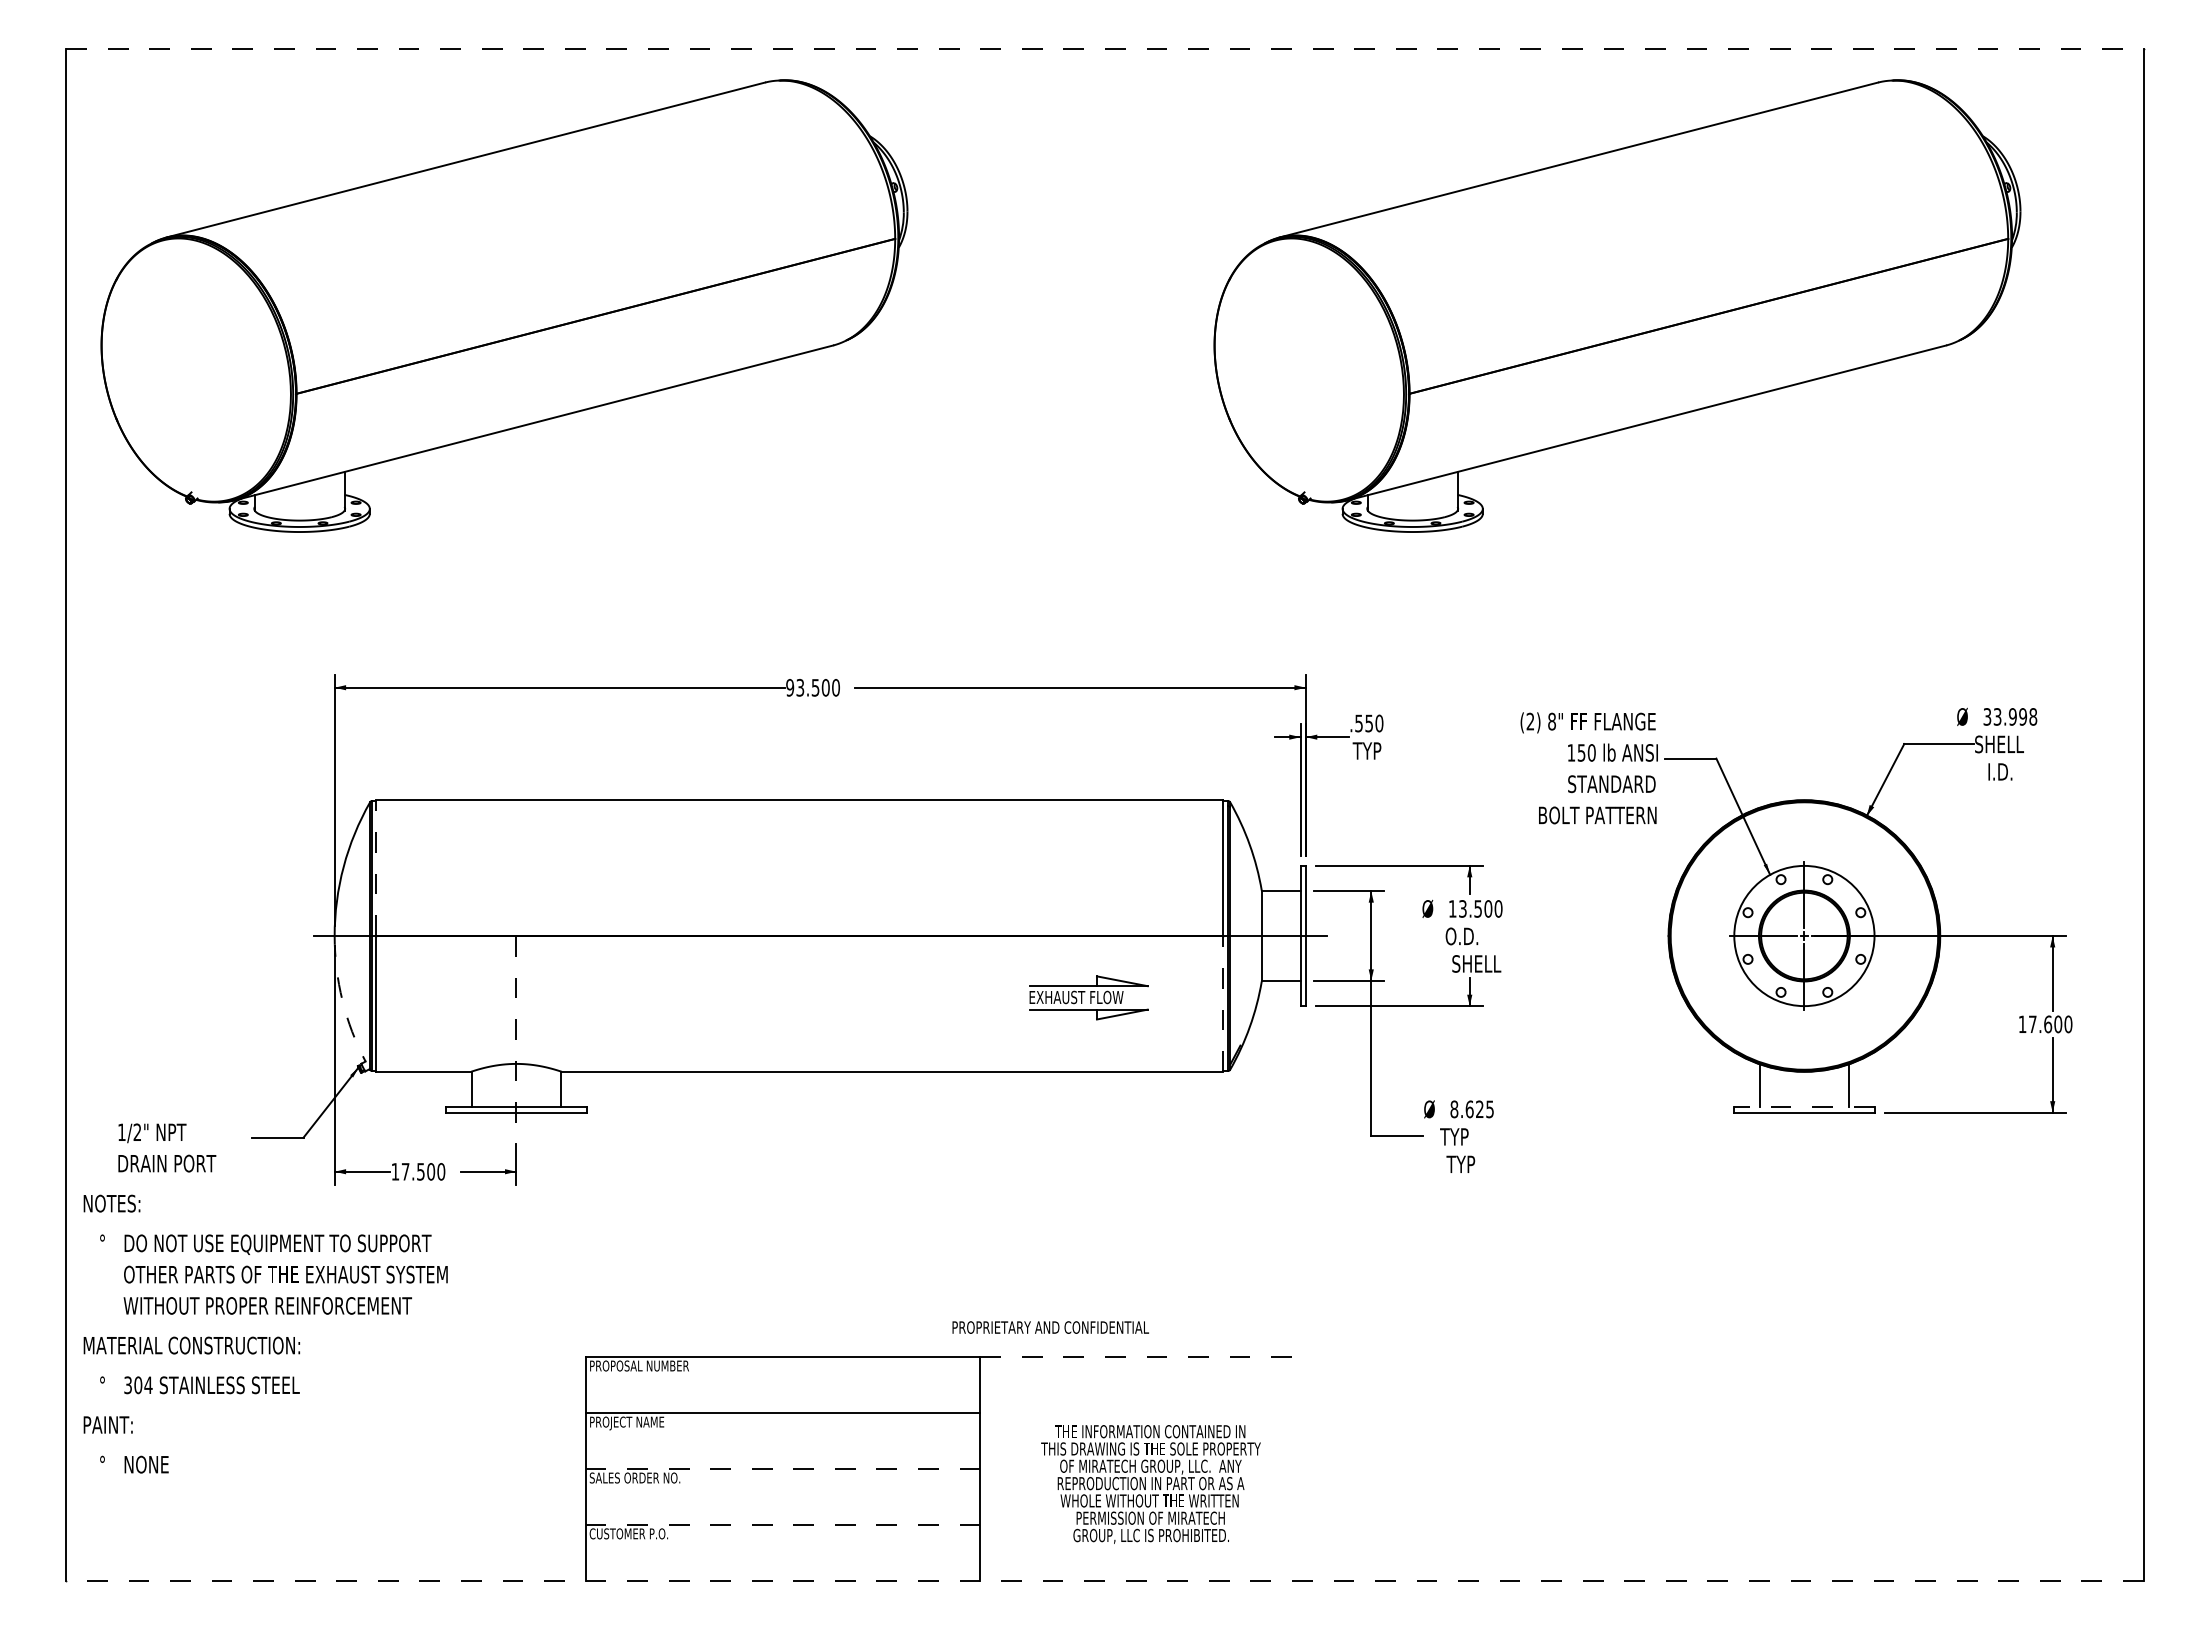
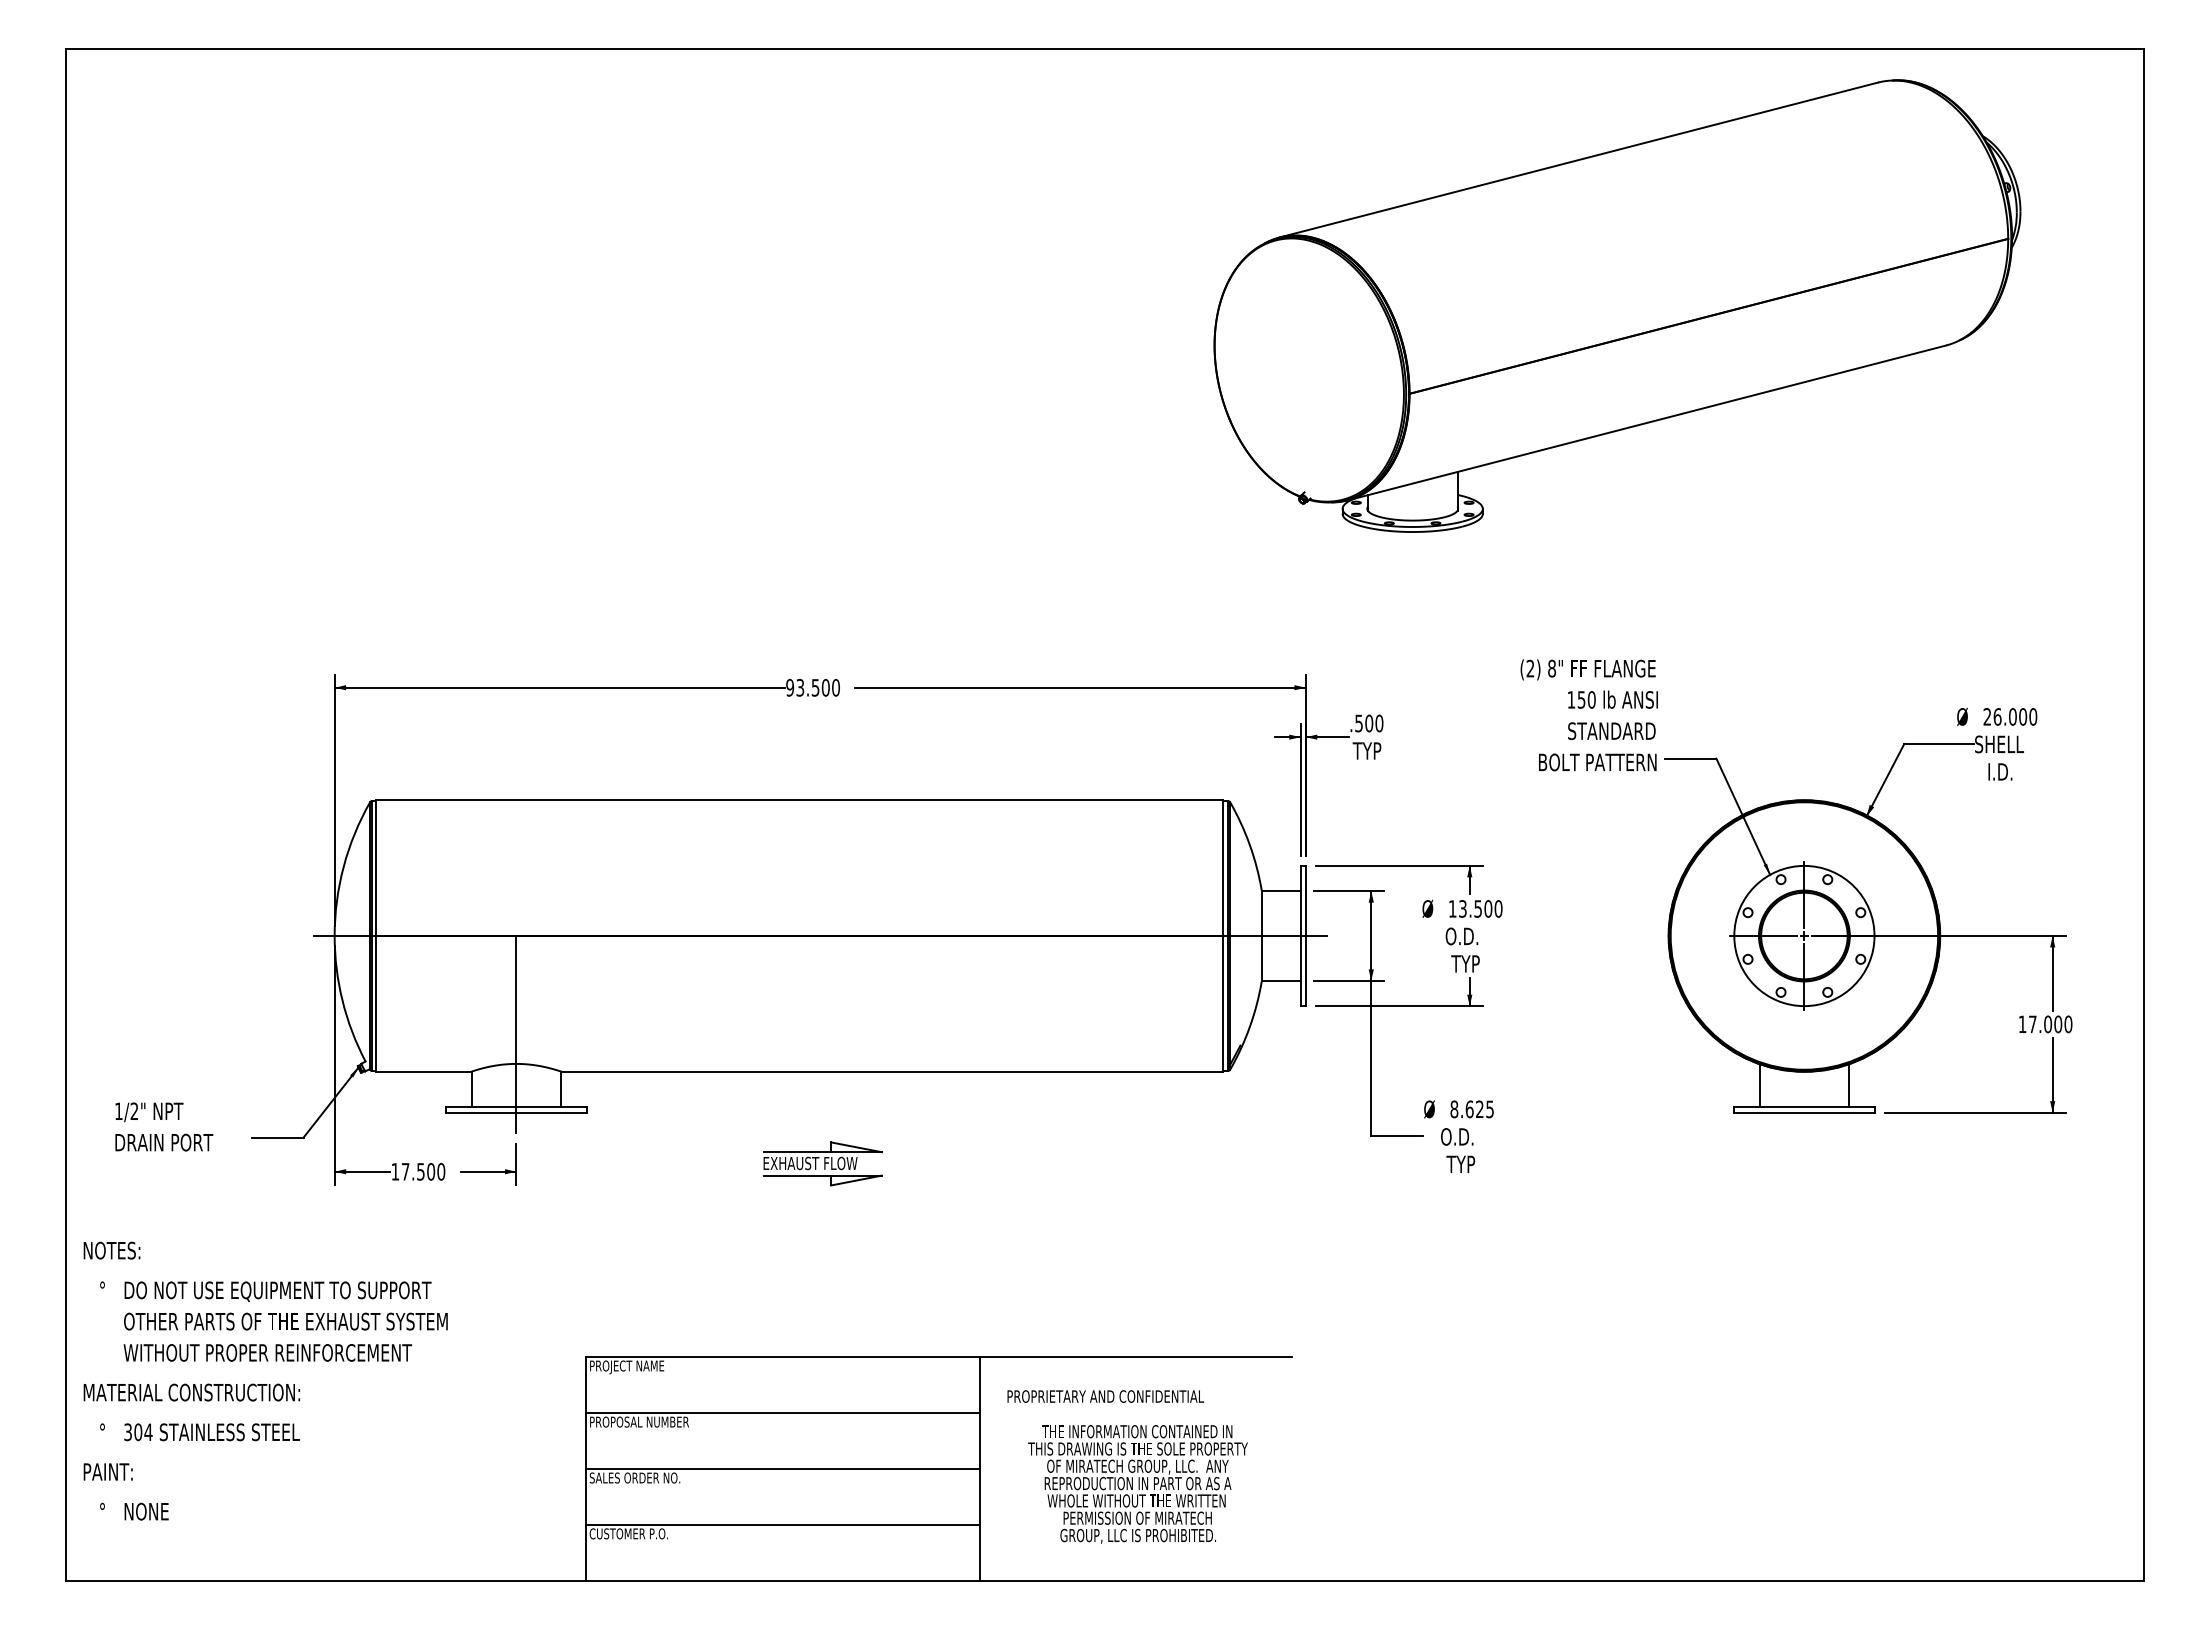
line: dashed -> solid (1104, 48)
part: present -> none (504, 305)
text: 33.998 -> 26.000 (2010, 716)
text: .550 -> .500 (1369, 723)
text position: (1588, 768) -> (1588, 715) (1588, 715)
line: dashed -> solid (376, 868)
text: SHELL -> TYP (1476, 963)
part position: (1088, 997) -> (822, 1163) (822, 1163)
arc: dashed -> solid (342, 1000)
line: dashed -> solid (1222, 1003)
text: 17.600 -> 17.000 (2048, 1023)
line: dashed -> solid (516, 1034)
line: dashed -> solid (1803, 1107)
text: TYP -> O.D. (1456, 1136)
text position: (167, 1147) -> (164, 1126) (164, 1126)
text position: (1050, 1327) -> (1105, 1396) (1105, 1396)
text position: (265, 1333) -> (265, 1380) (265, 1380)
line: dashed -> solid (1136, 1356)
text: PROPOSAL NUMBER -> PROJECT NAME (648, 1367)
text: PROJECT NAME -> PROPOSAL NUMBER (648, 1423)
line: dashed -> solid (782, 1468)
text position: (1150, 1484) -> (1137, 1484) (1137, 1484)
line: dashed -> solid (783, 1524)
line: dashed -> solid (1104, 1581)
